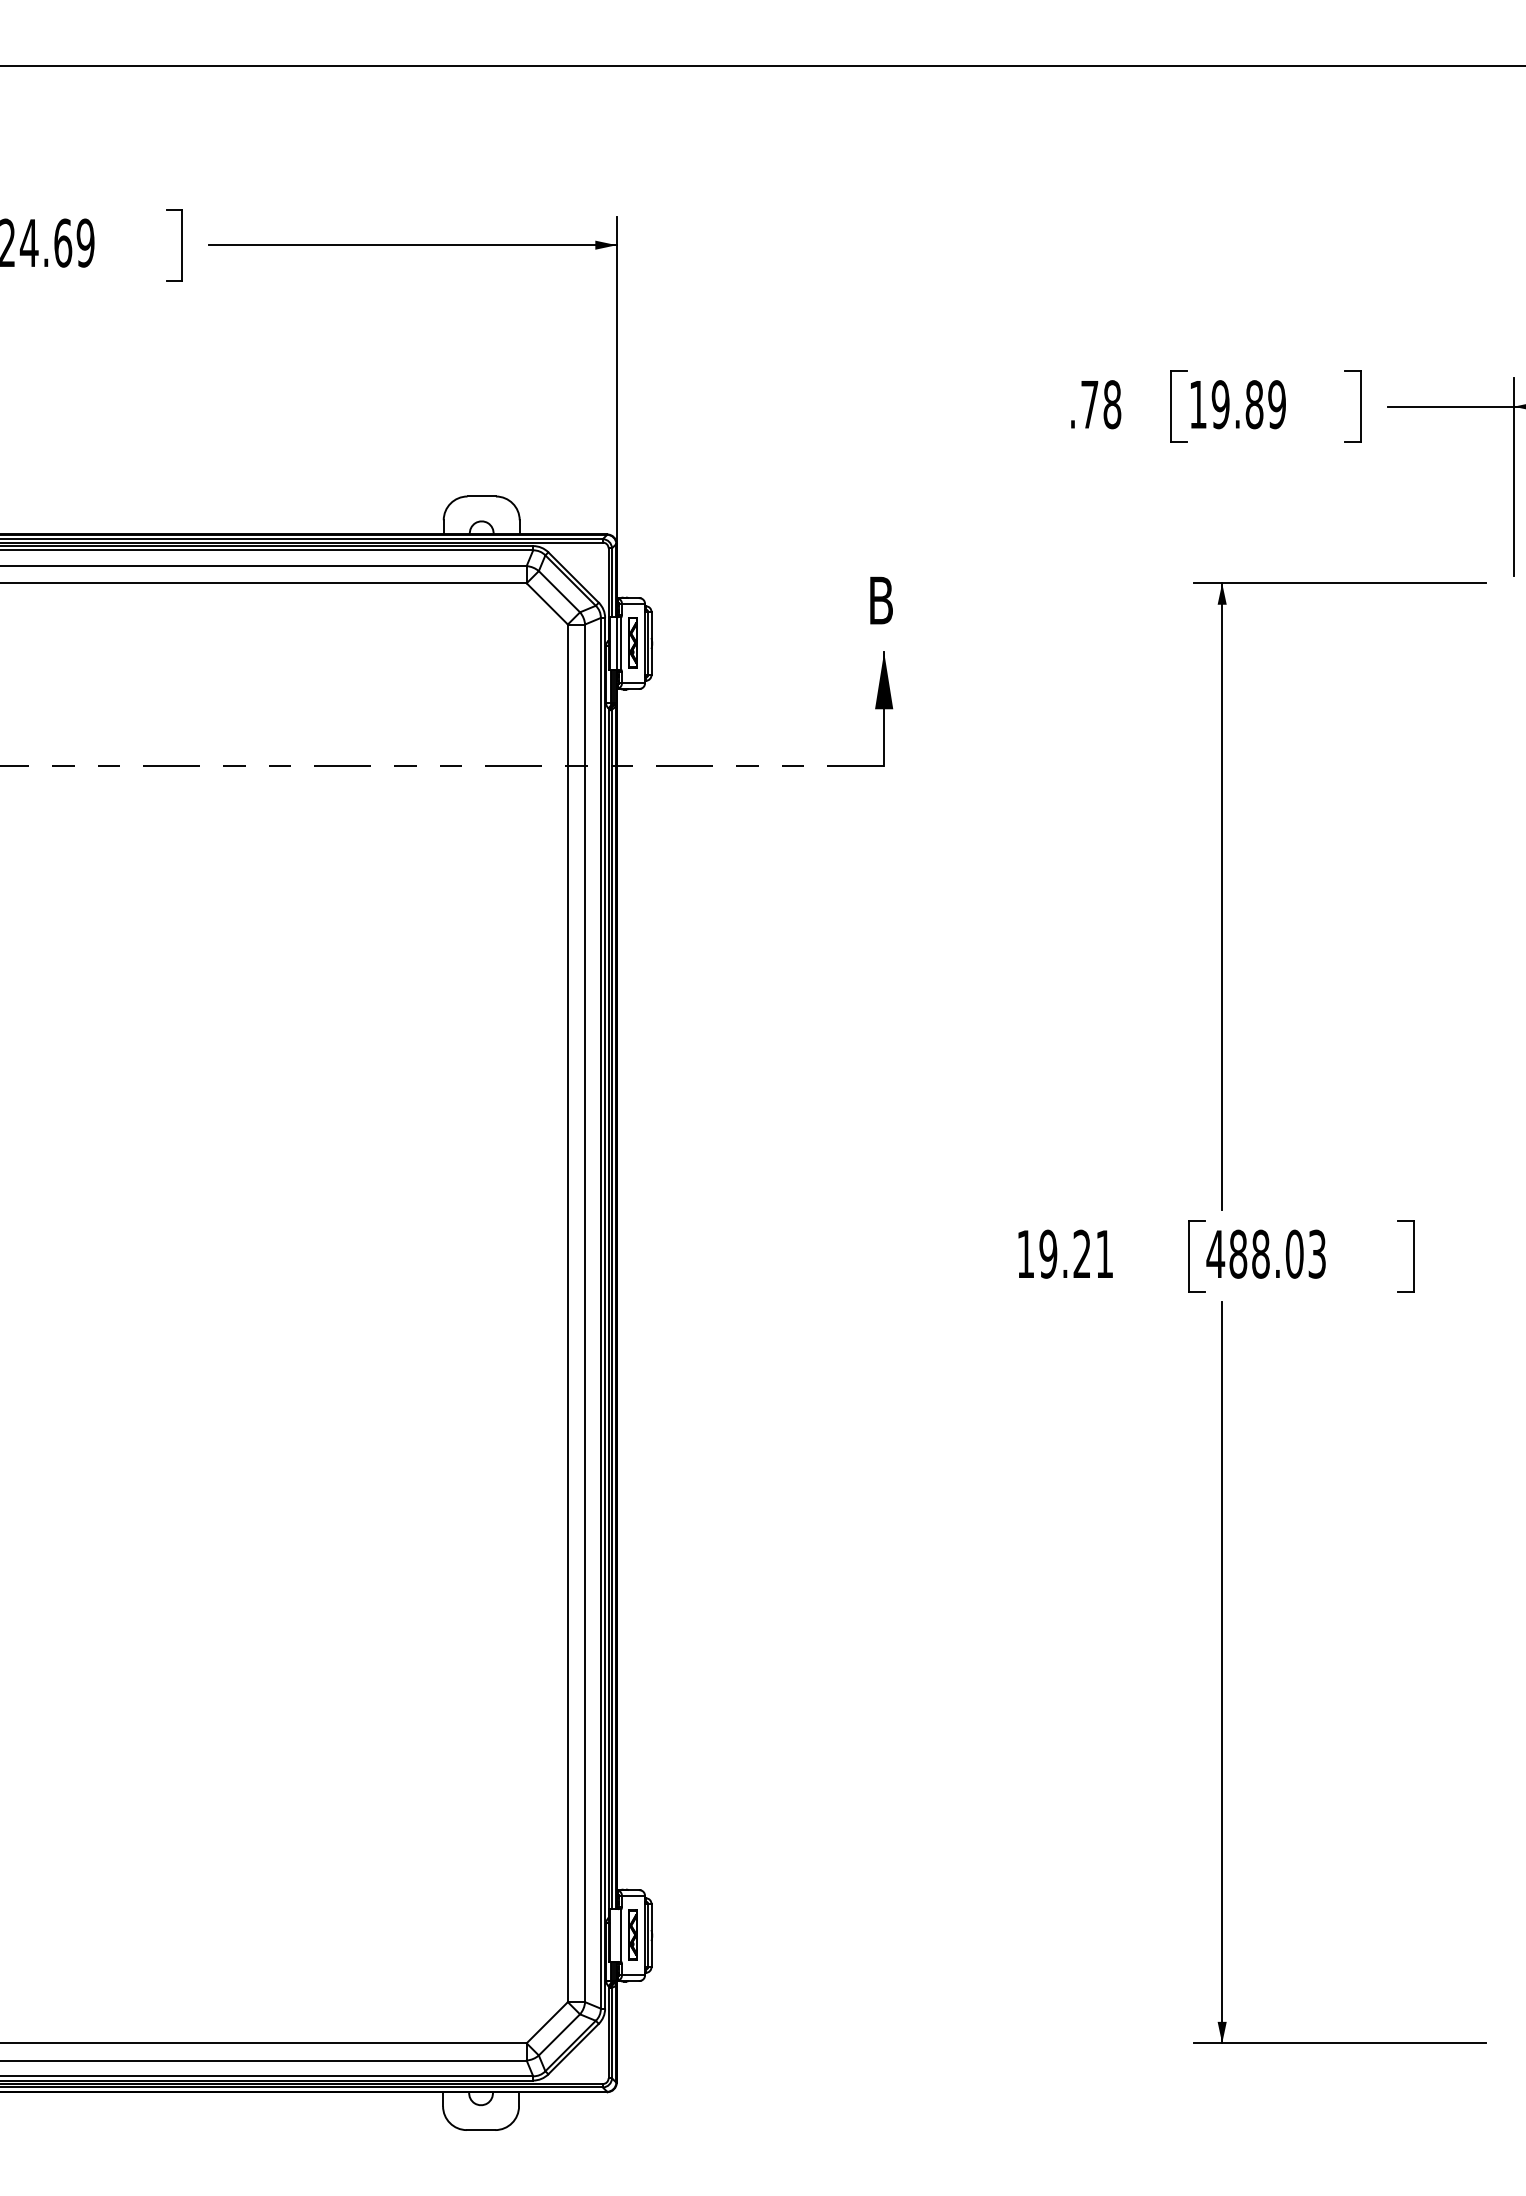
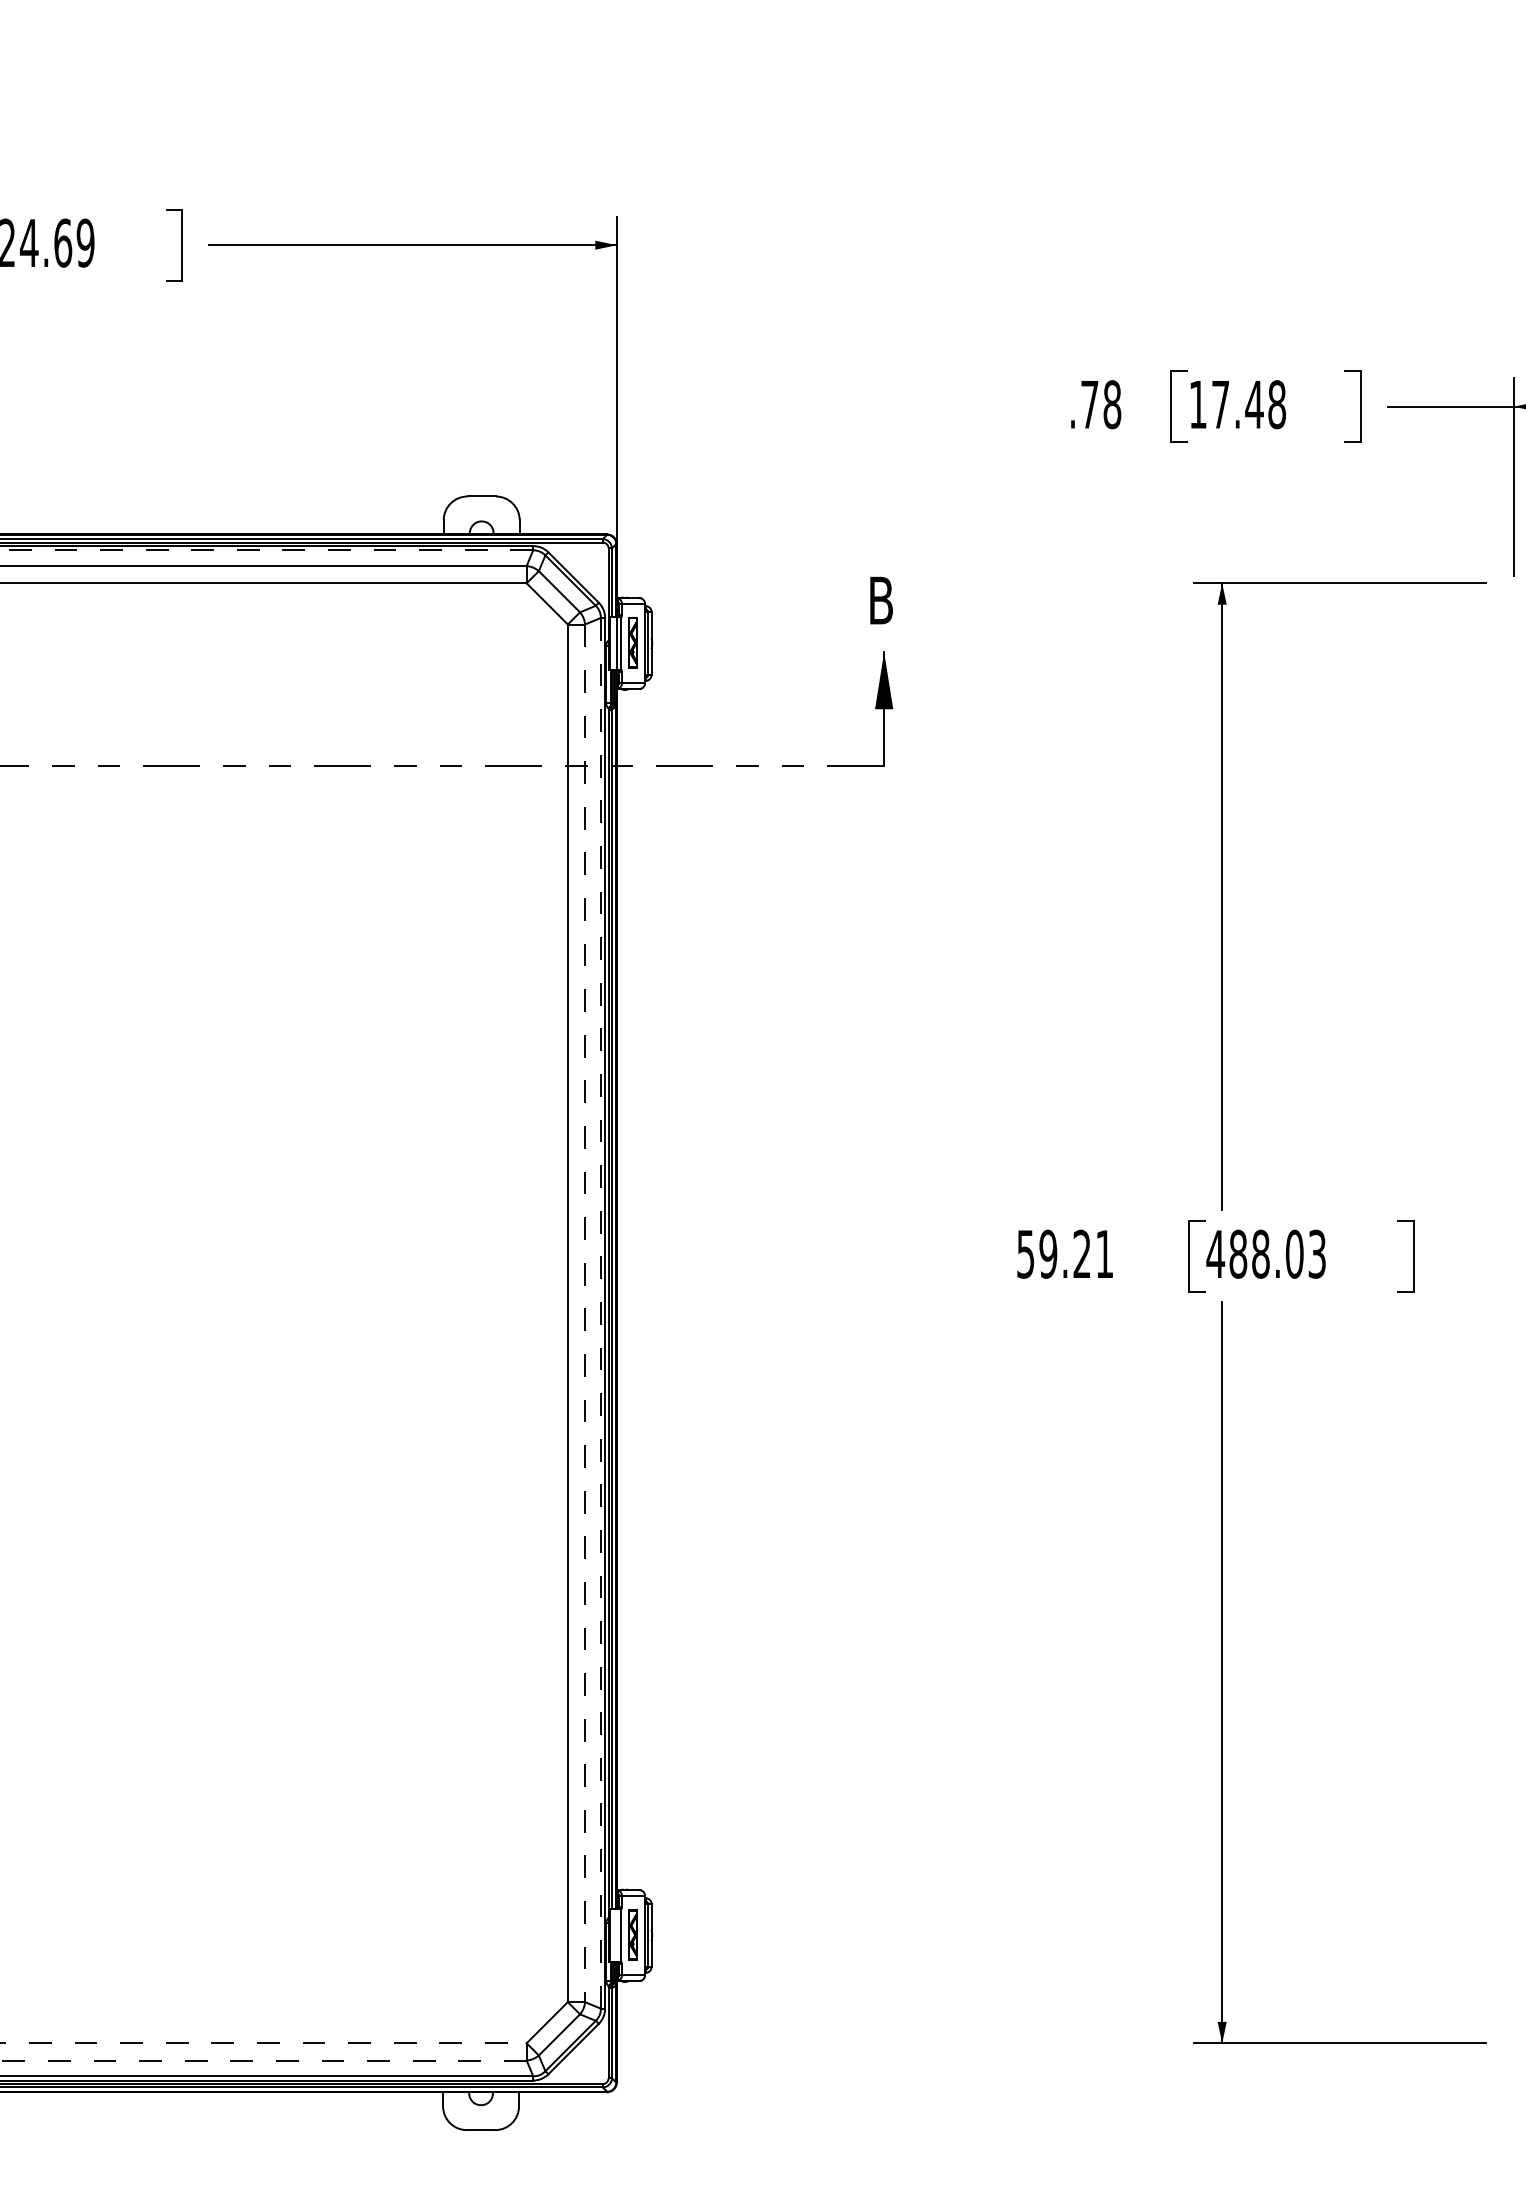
line: present -> none (762, 65)
text: 19.89 -> 17.48 (1248, 404)
line: solid -> dashed (266, 550)
text: 19.21 -> 59.21 (1025, 1254)
line: solid -> dashed (600, 1312)
line: solid -> dashed (585, 1313)
line: solid -> dashed (263, 2043)
line: solid -> dashed (263, 2060)
